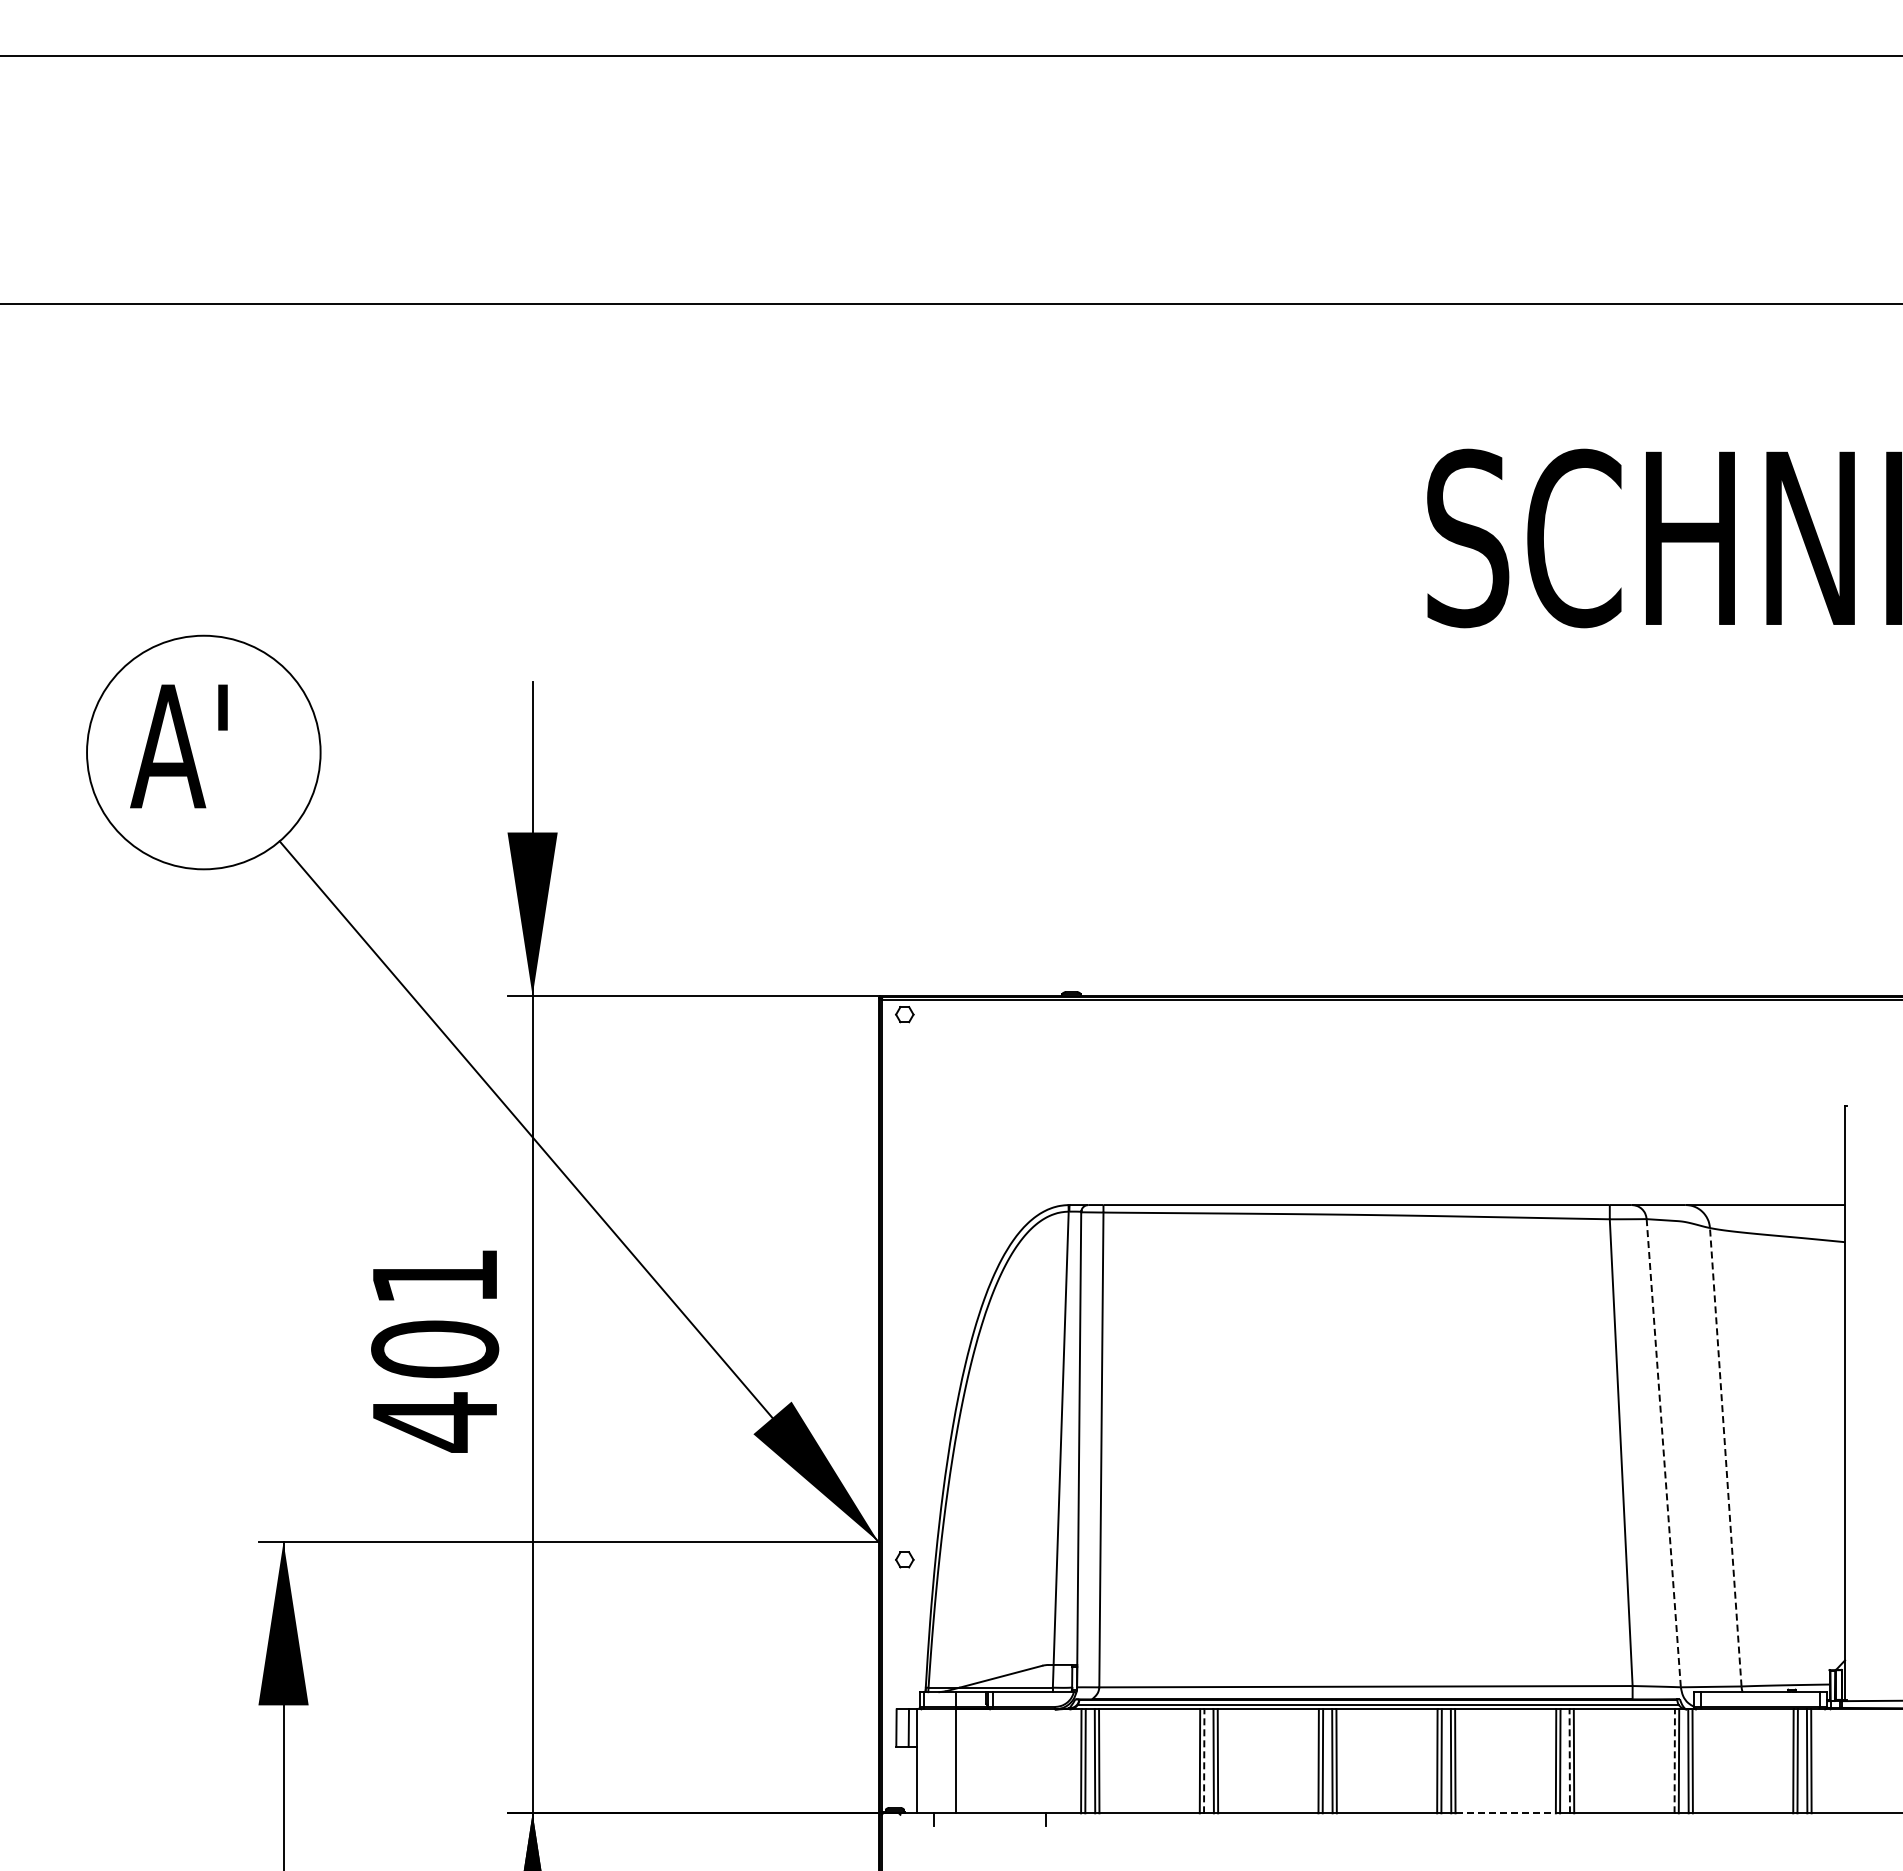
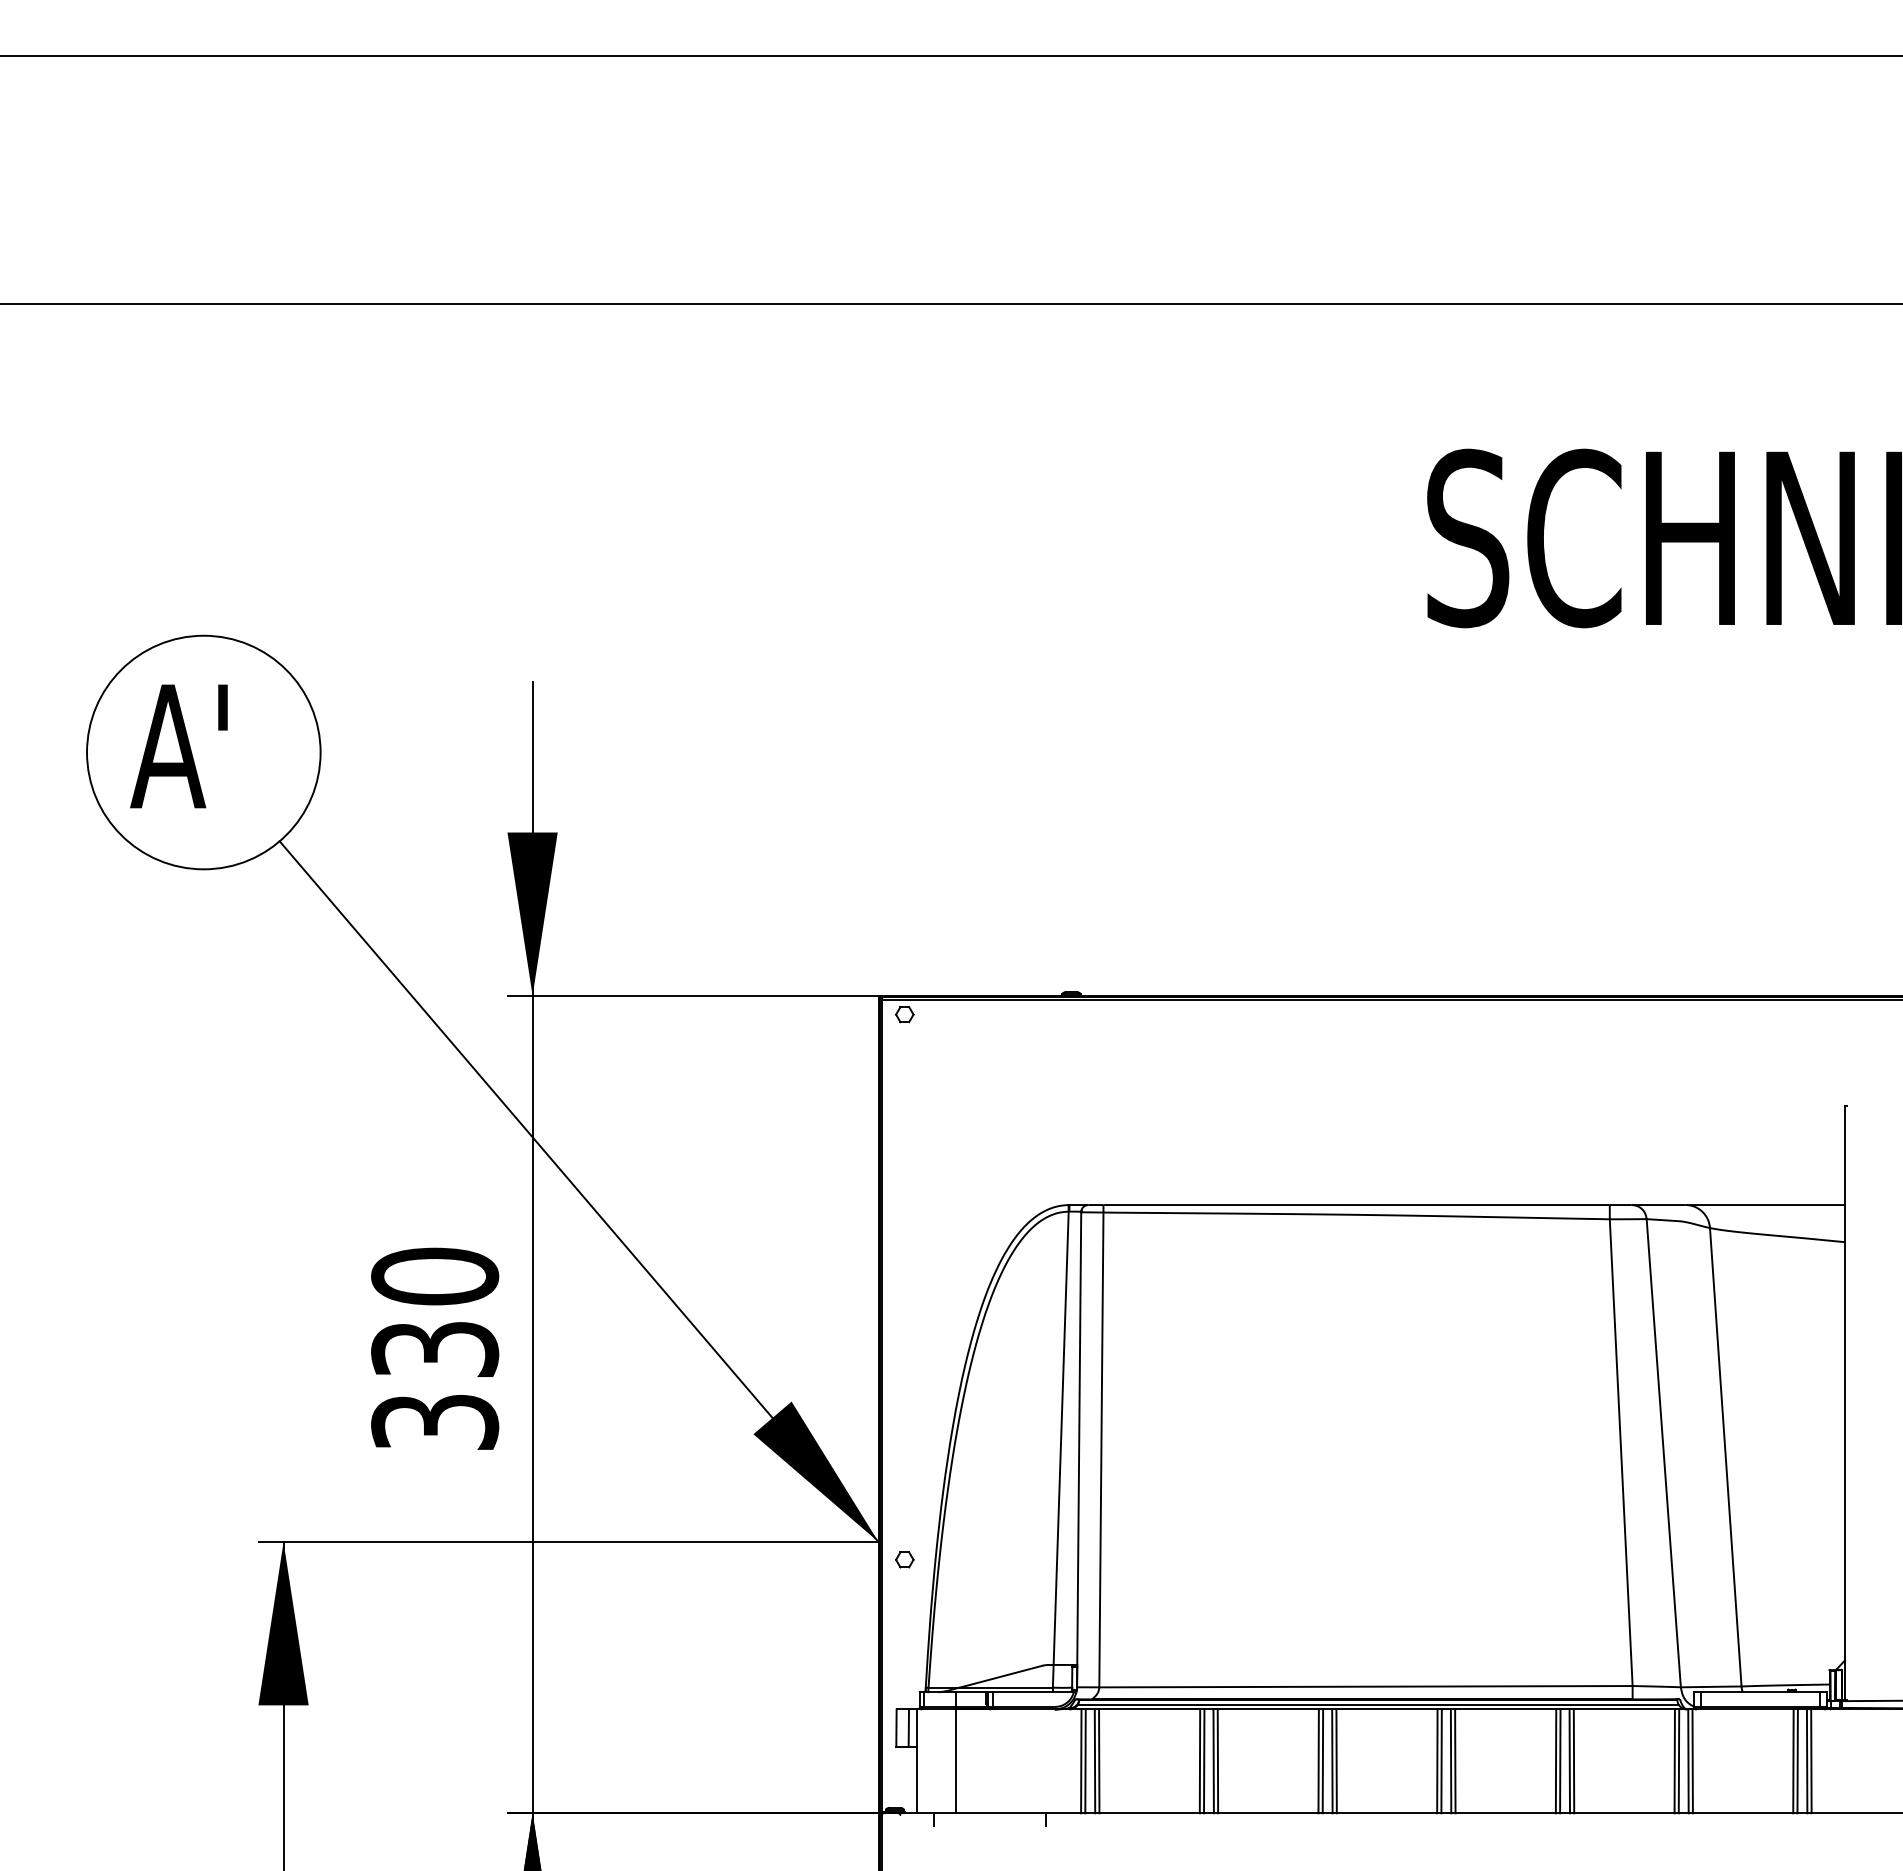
text: 401 -> 330 (435, 1349)
line: dashed -> solid (1663, 1453)
line: dashed -> solid (1725, 1457)
line: dashed -> solid (1204, 1761)
line: dashed -> solid (1569, 1761)
line: dashed -> solid (1674, 1761)
line: dashed -> solid (1506, 1813)
